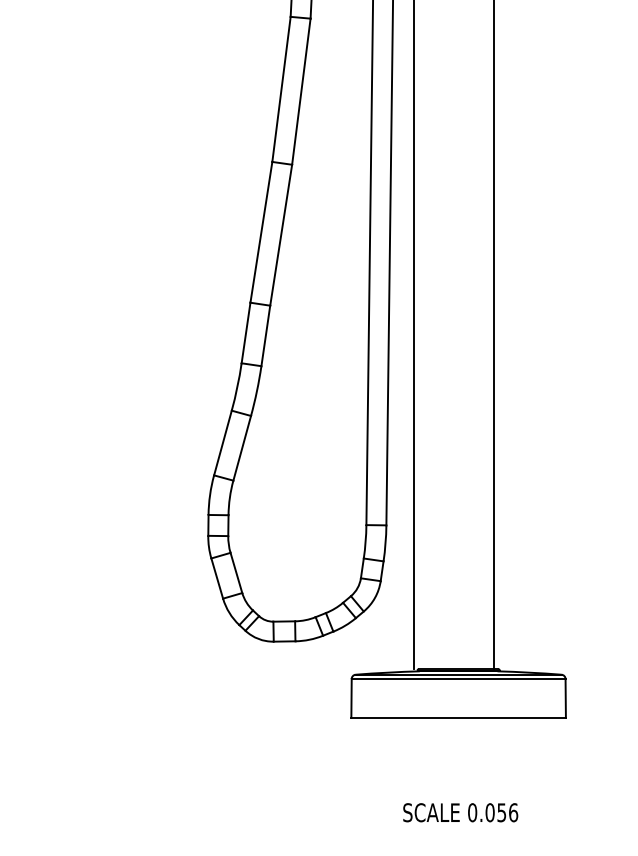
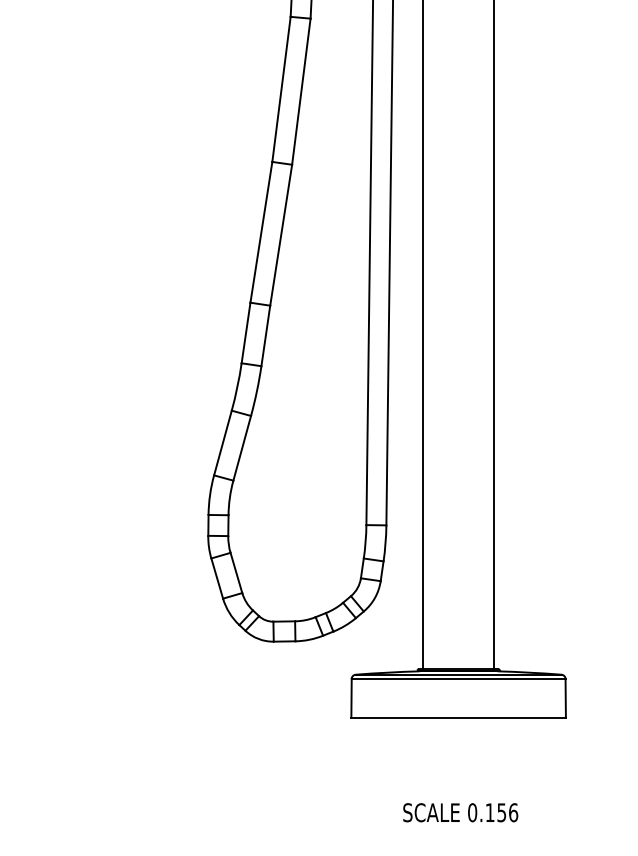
line position: (413, 335) -> (422, 335) (422, 335)
text: 0.056 -> 0.156 (489, 812)
